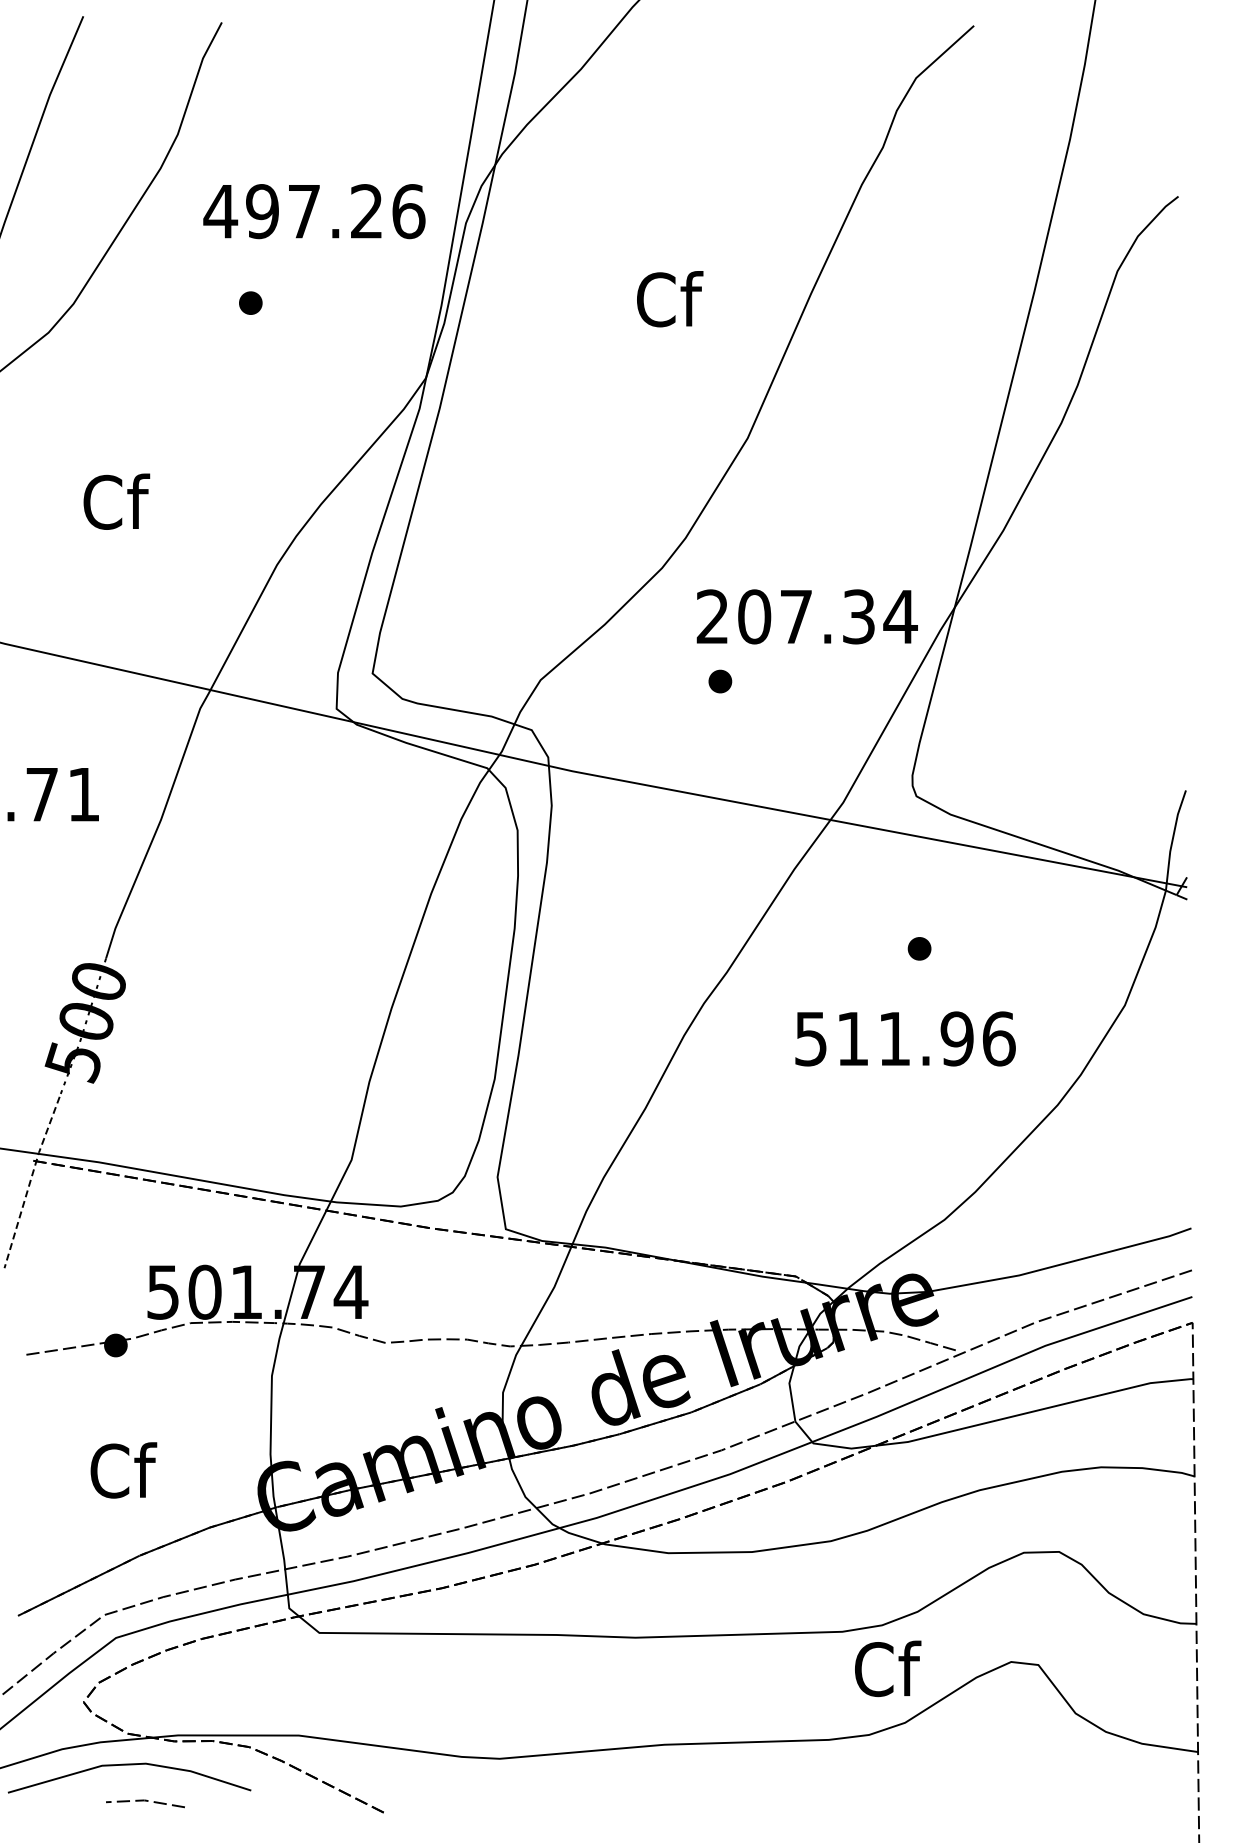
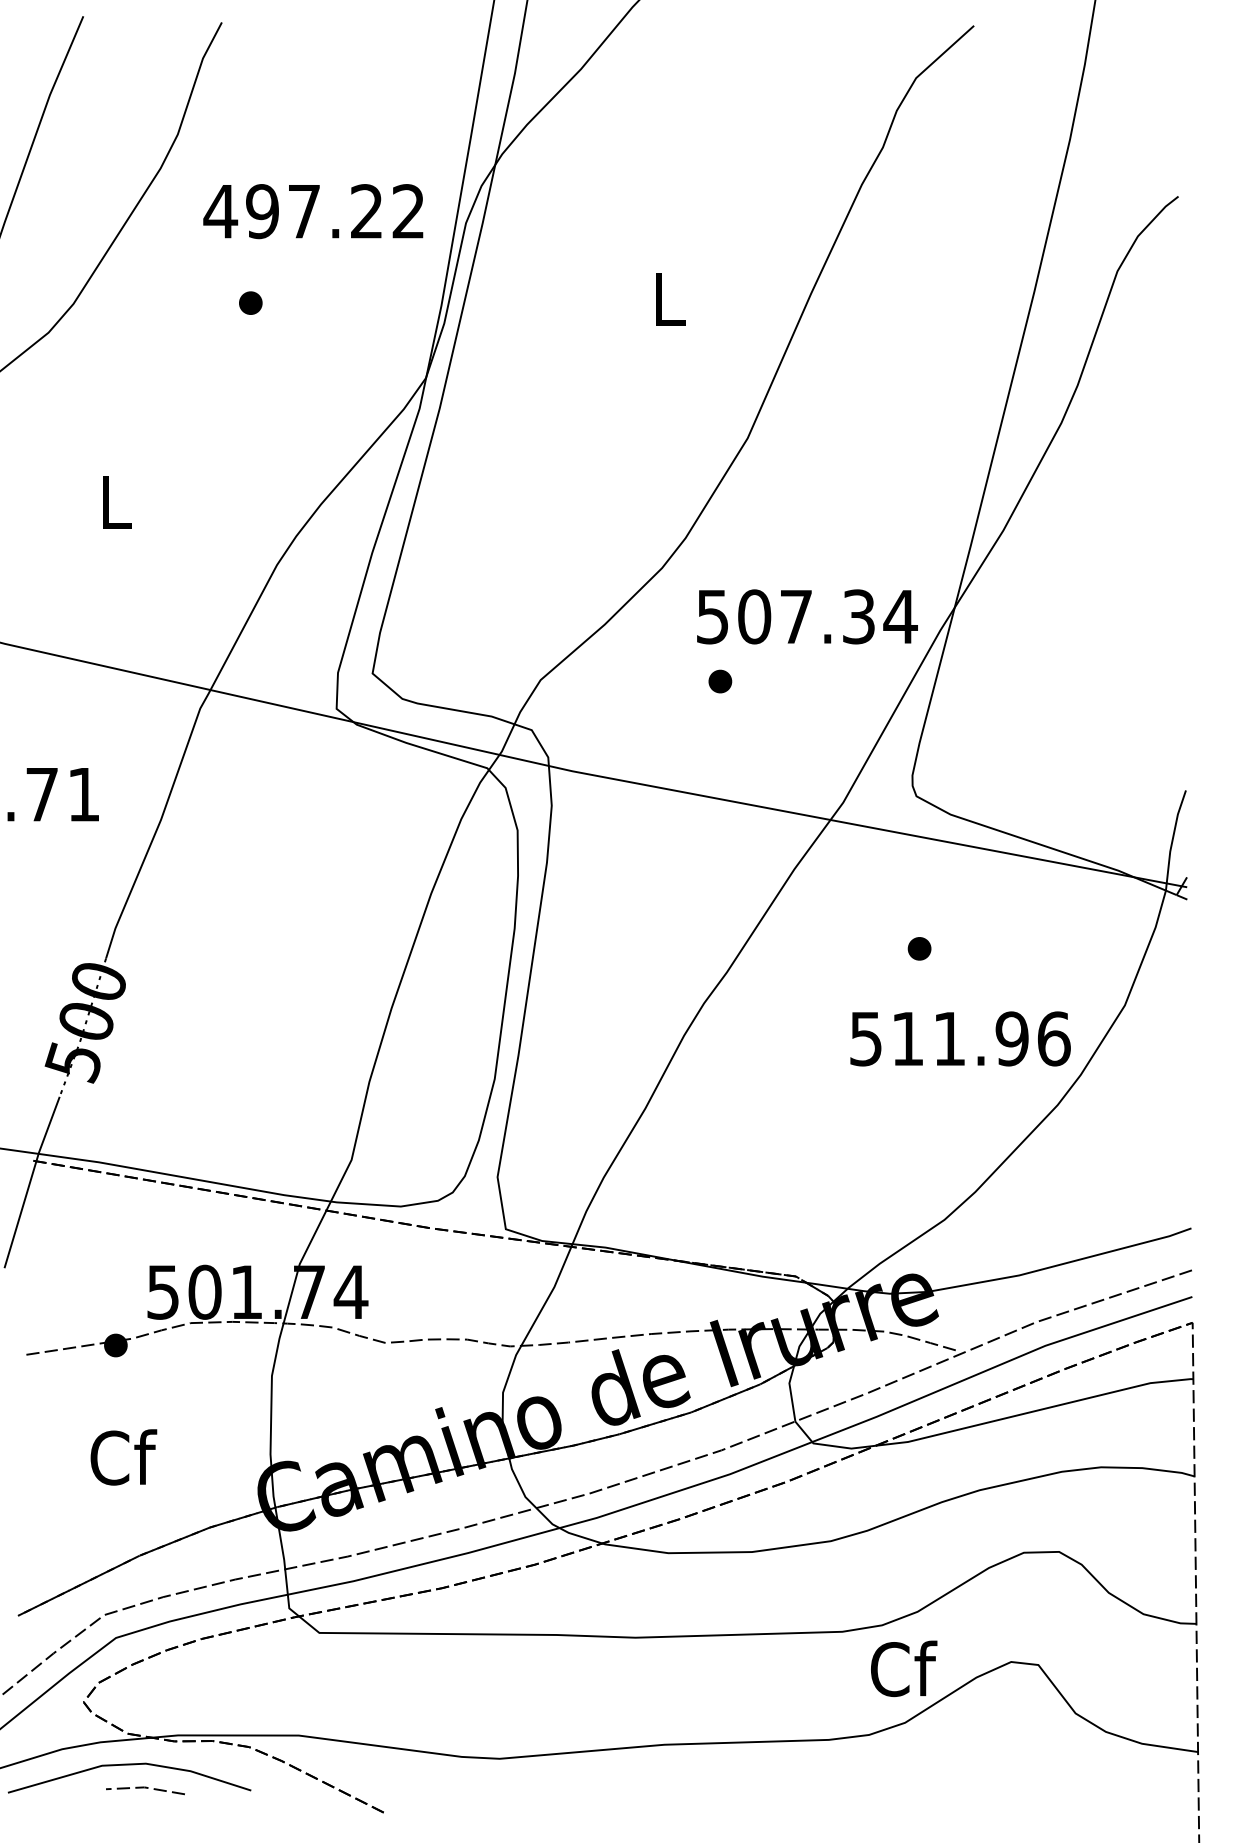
text: 497.26 -> 497.22 (408, 211)
text: Cf -> L (670, 299)
text: Cf -> L (116, 501)
text: 207.34 -> 507.34 (711, 616)
text position: (905, 1038) -> (960, 1038) (960, 1038)
line: dashed -> solid (30, 1181)
text position: (123, 1470) -> (123, 1457) (123, 1457)
text position: (888, 1668) -> (904, 1668) (904, 1668)
line position: (145, 1801) -> (145, 1788) (145, 1788)
